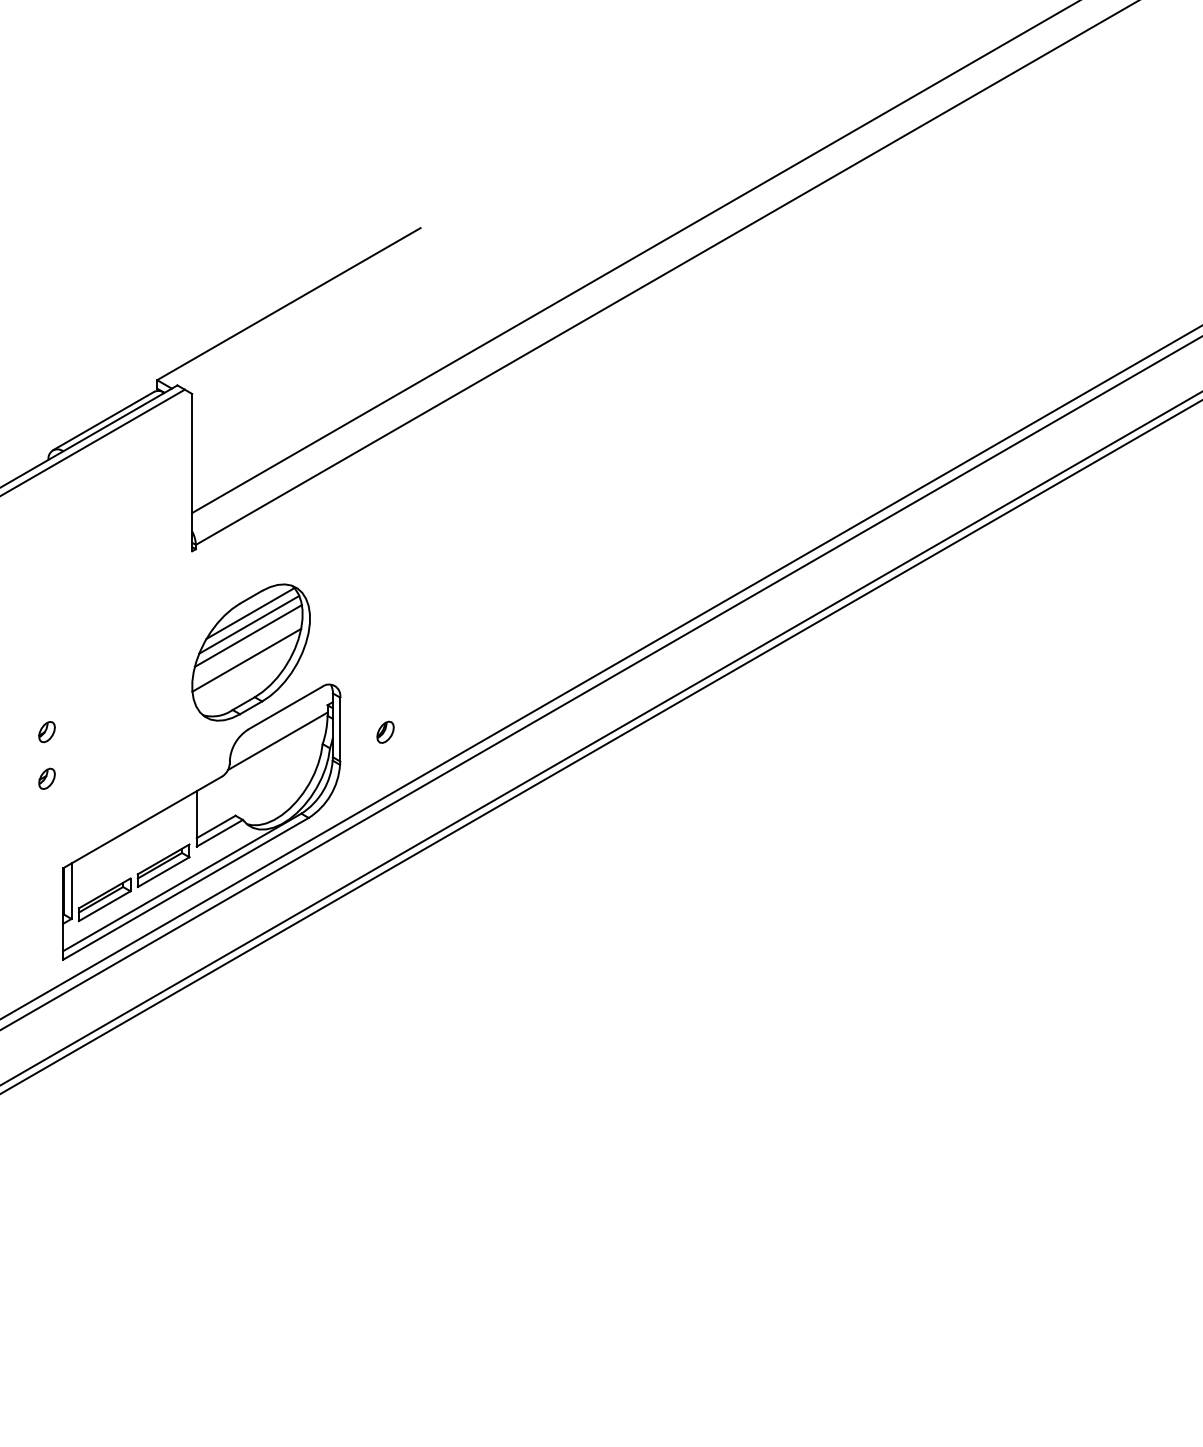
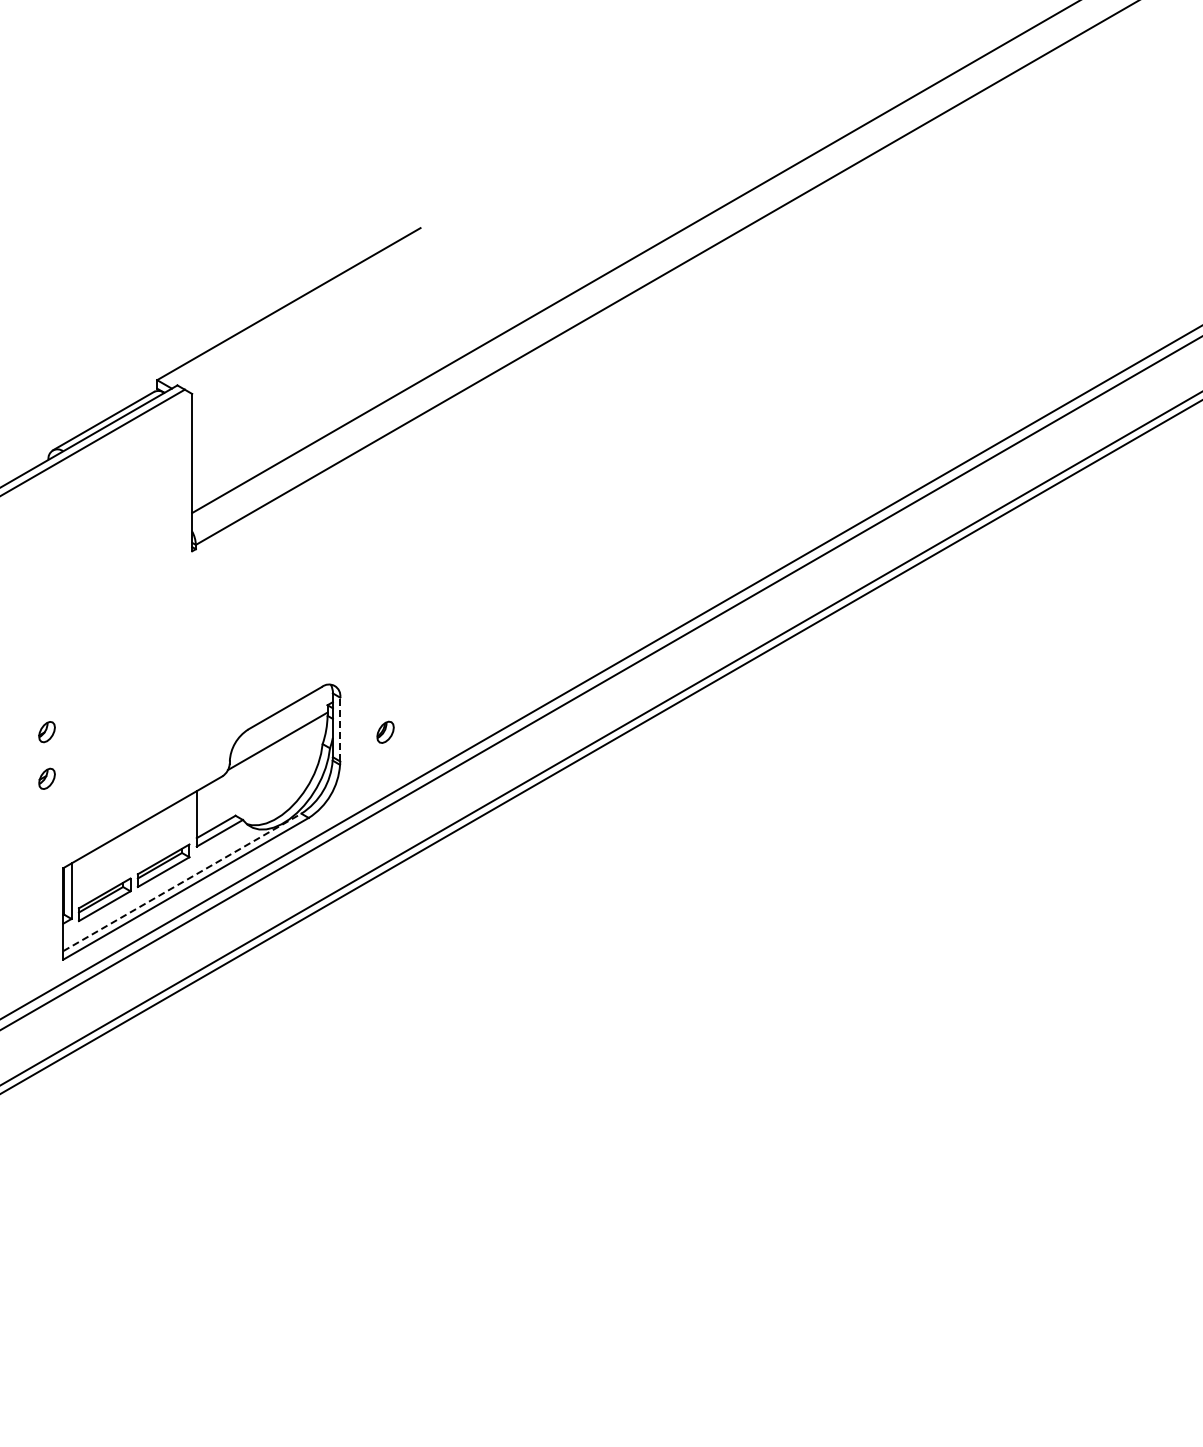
part: present -> none (250, 652)
line: solid -> dashed (340, 729)
line: solid -> dashed (182, 882)
